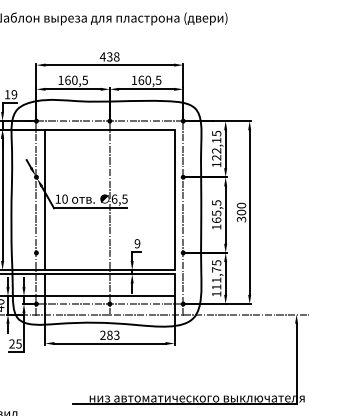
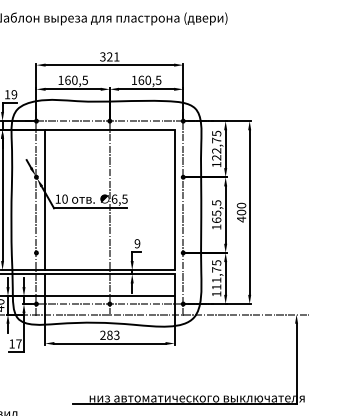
text: 438 -> 321 (109, 56)
text: 122,15 -> 122,75 (216, 140)
text: 300 -> 400 (241, 219)
text: 25 -> 17 (15, 343)
